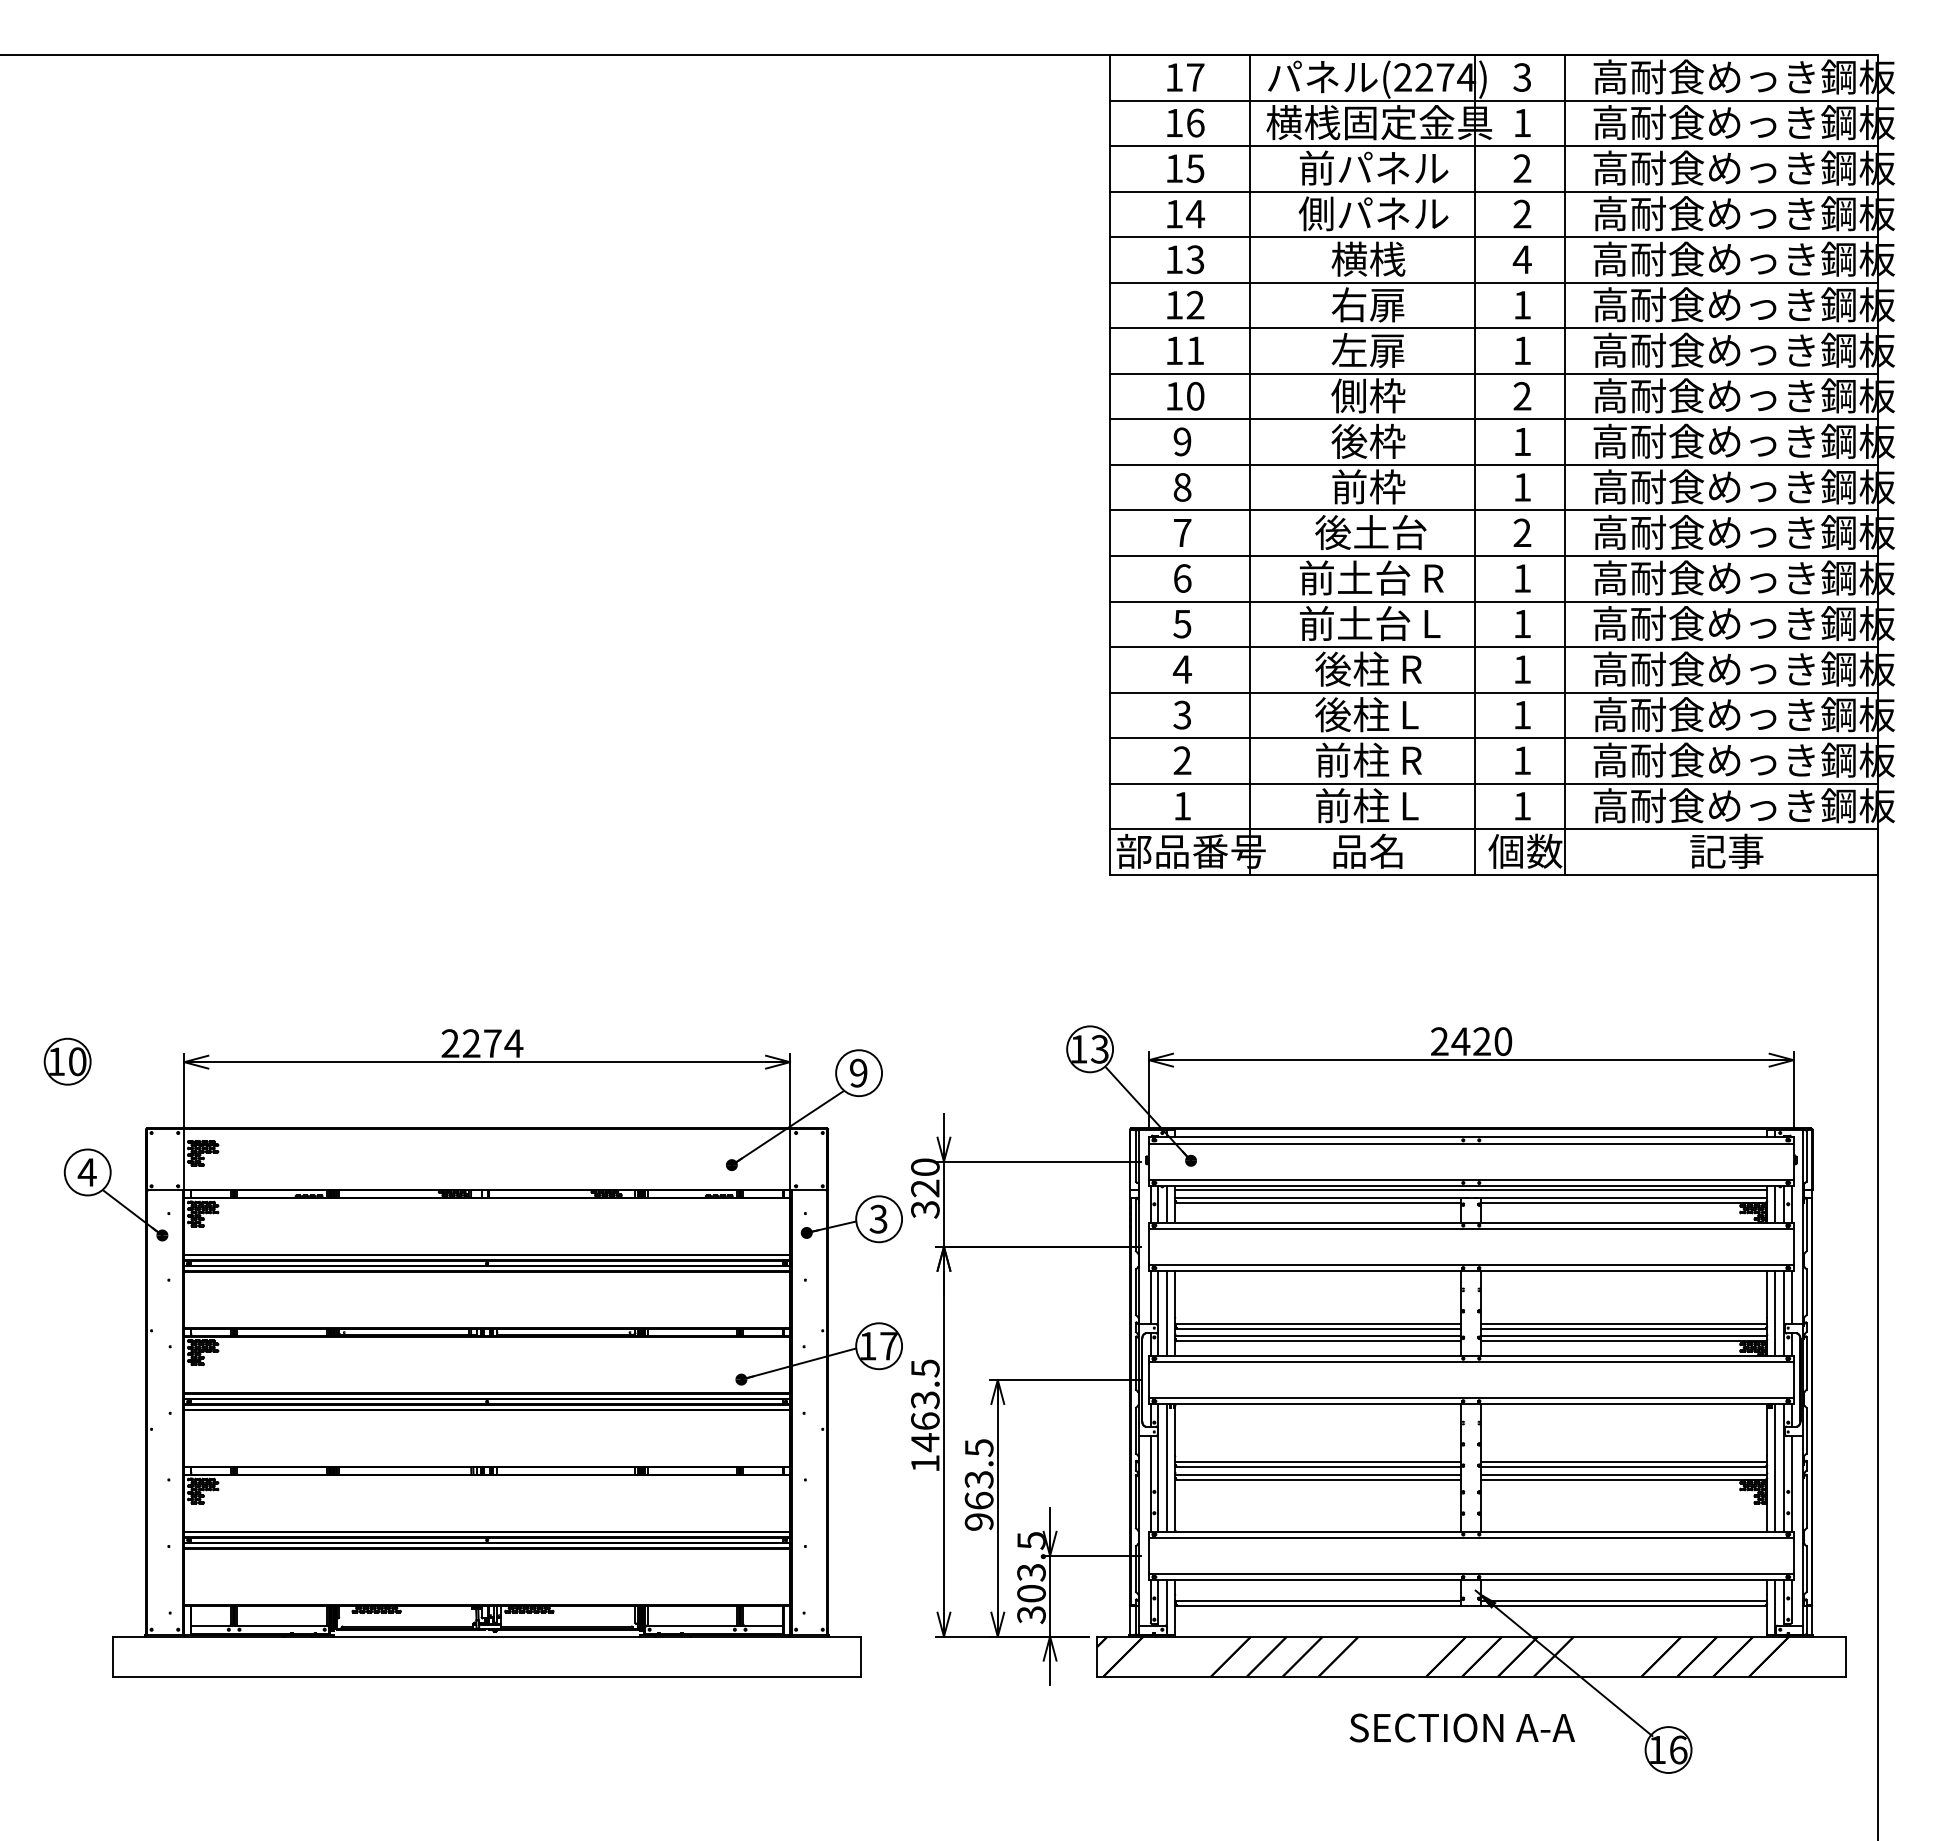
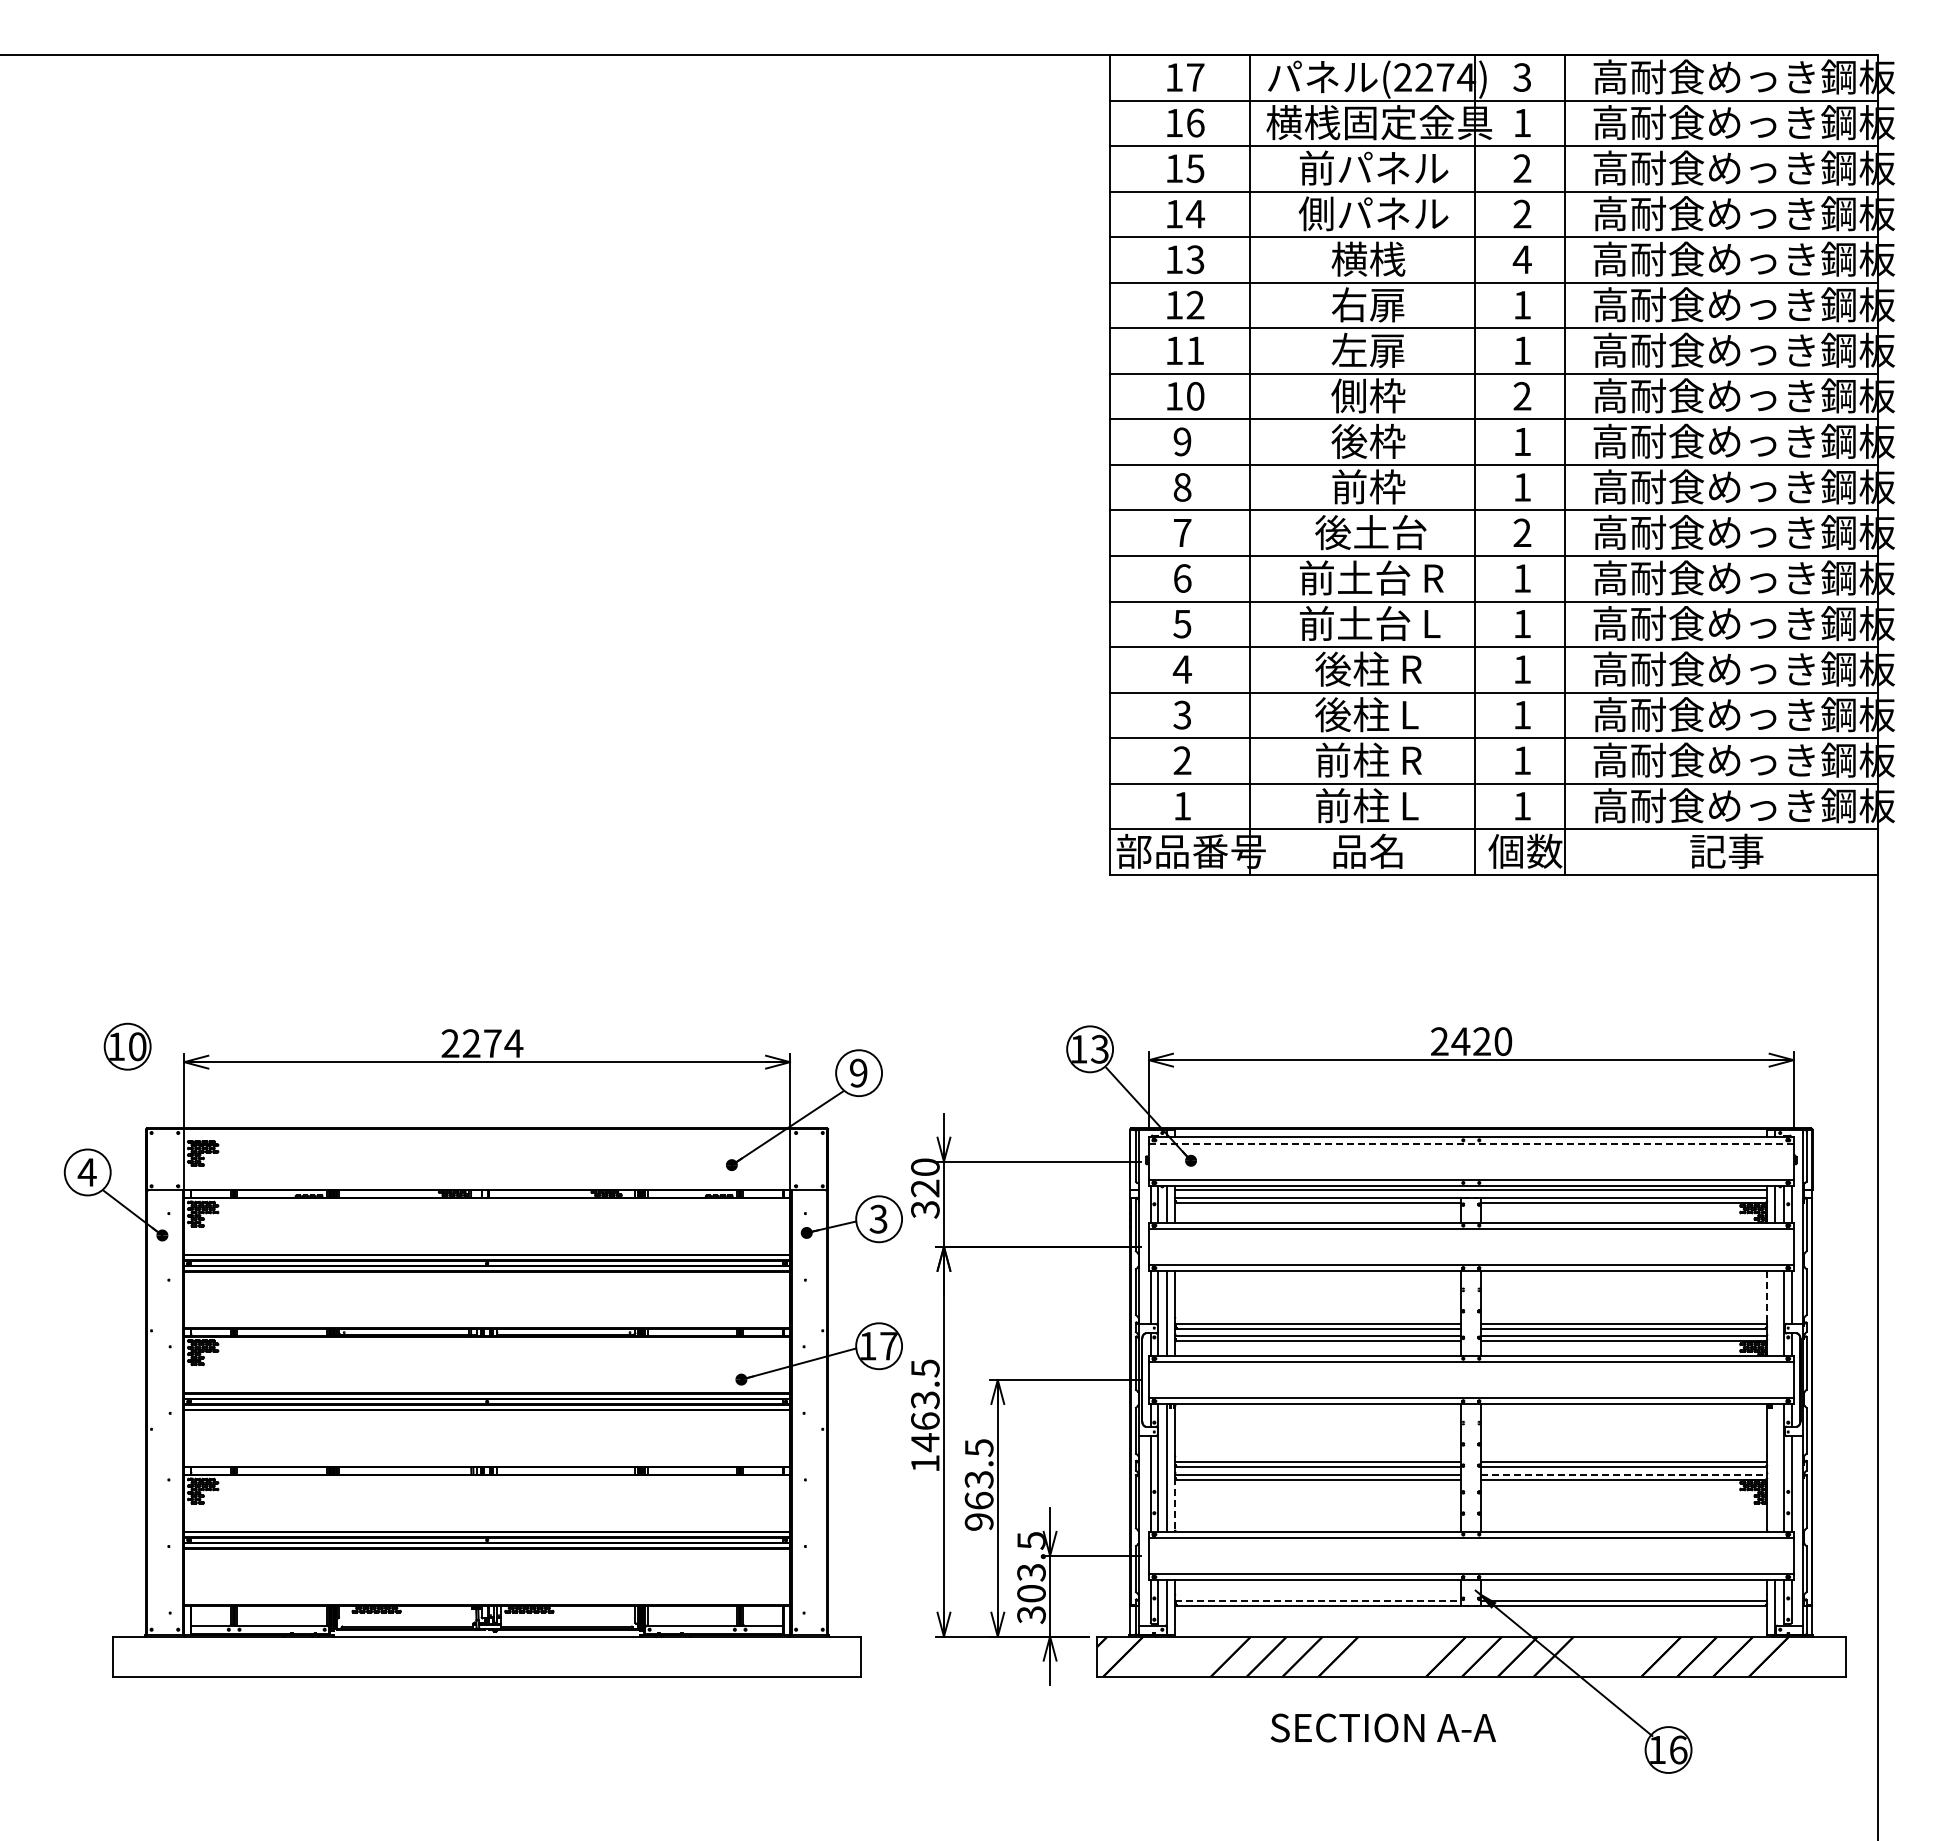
part position: (67, 1061) -> (127, 1046) (127, 1046)
line: solid -> dashed (1470, 1143)
line: solid -> dashed (1767, 1294)
line: present -> none (1775, 1313)
line: present -> none (1775, 1467)
line: solid -> dashed (1624, 1474)
line: solid -> dashed (1175, 1504)
line: solid -> dashed (1318, 1600)
text position: (1461, 1727) -> (1382, 1727) (1382, 1727)
